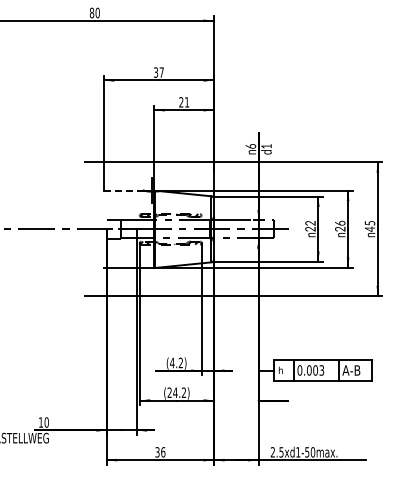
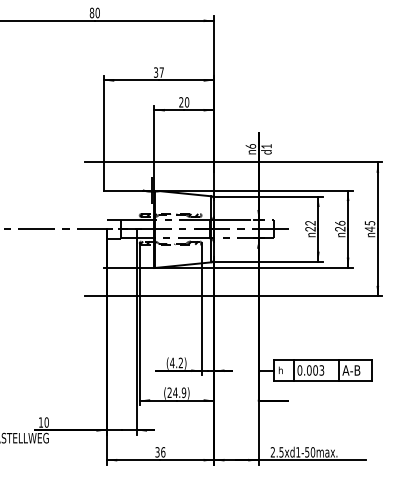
text: 21 -> 20 (186, 102)
line: dashed -> solid (123, 190)
text: (24.2) -> (24.9) (183, 392)
